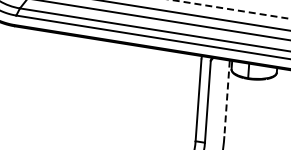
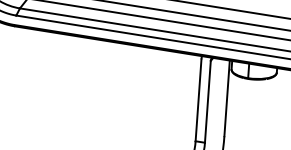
line: dashed -> solid (231, 9)
line: dashed -> solid (227, 98)
